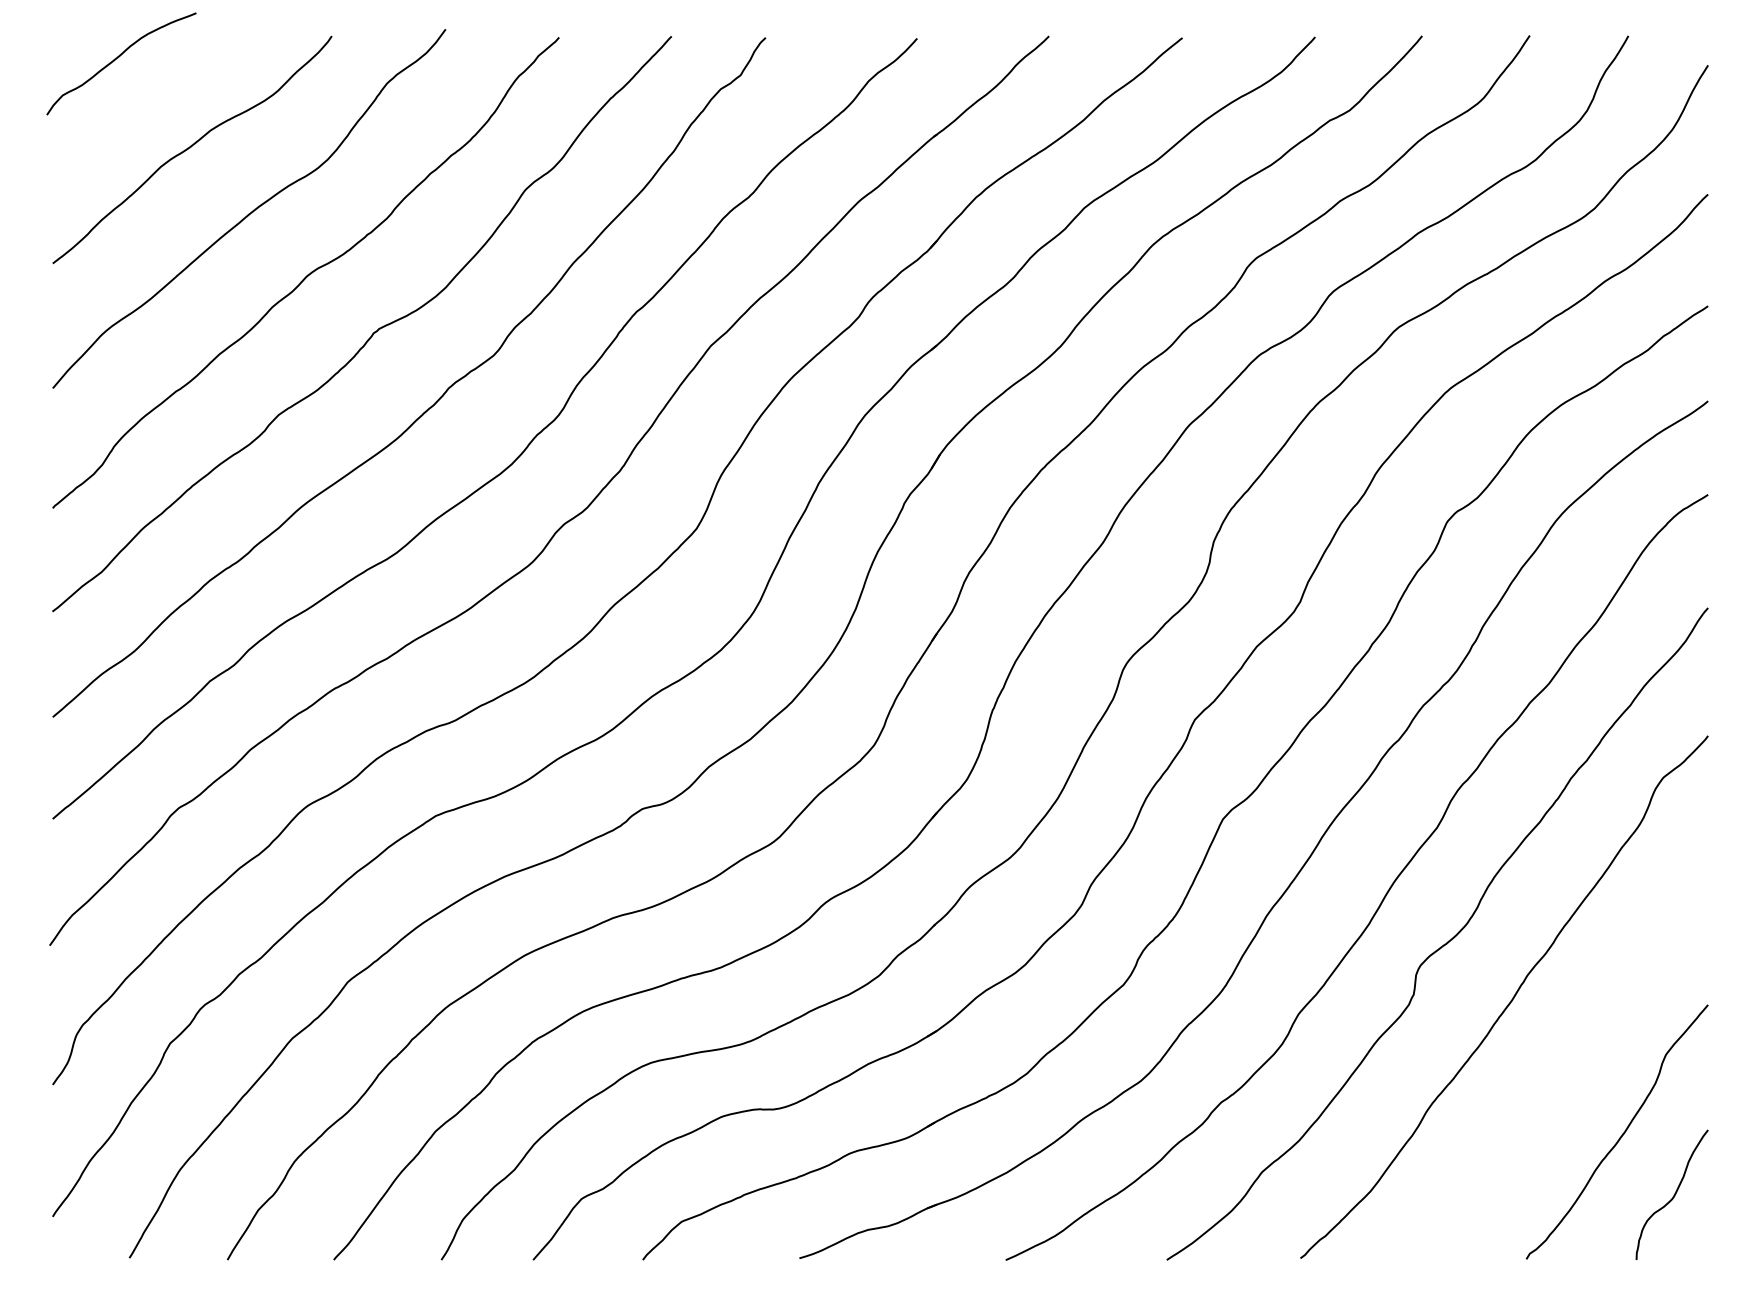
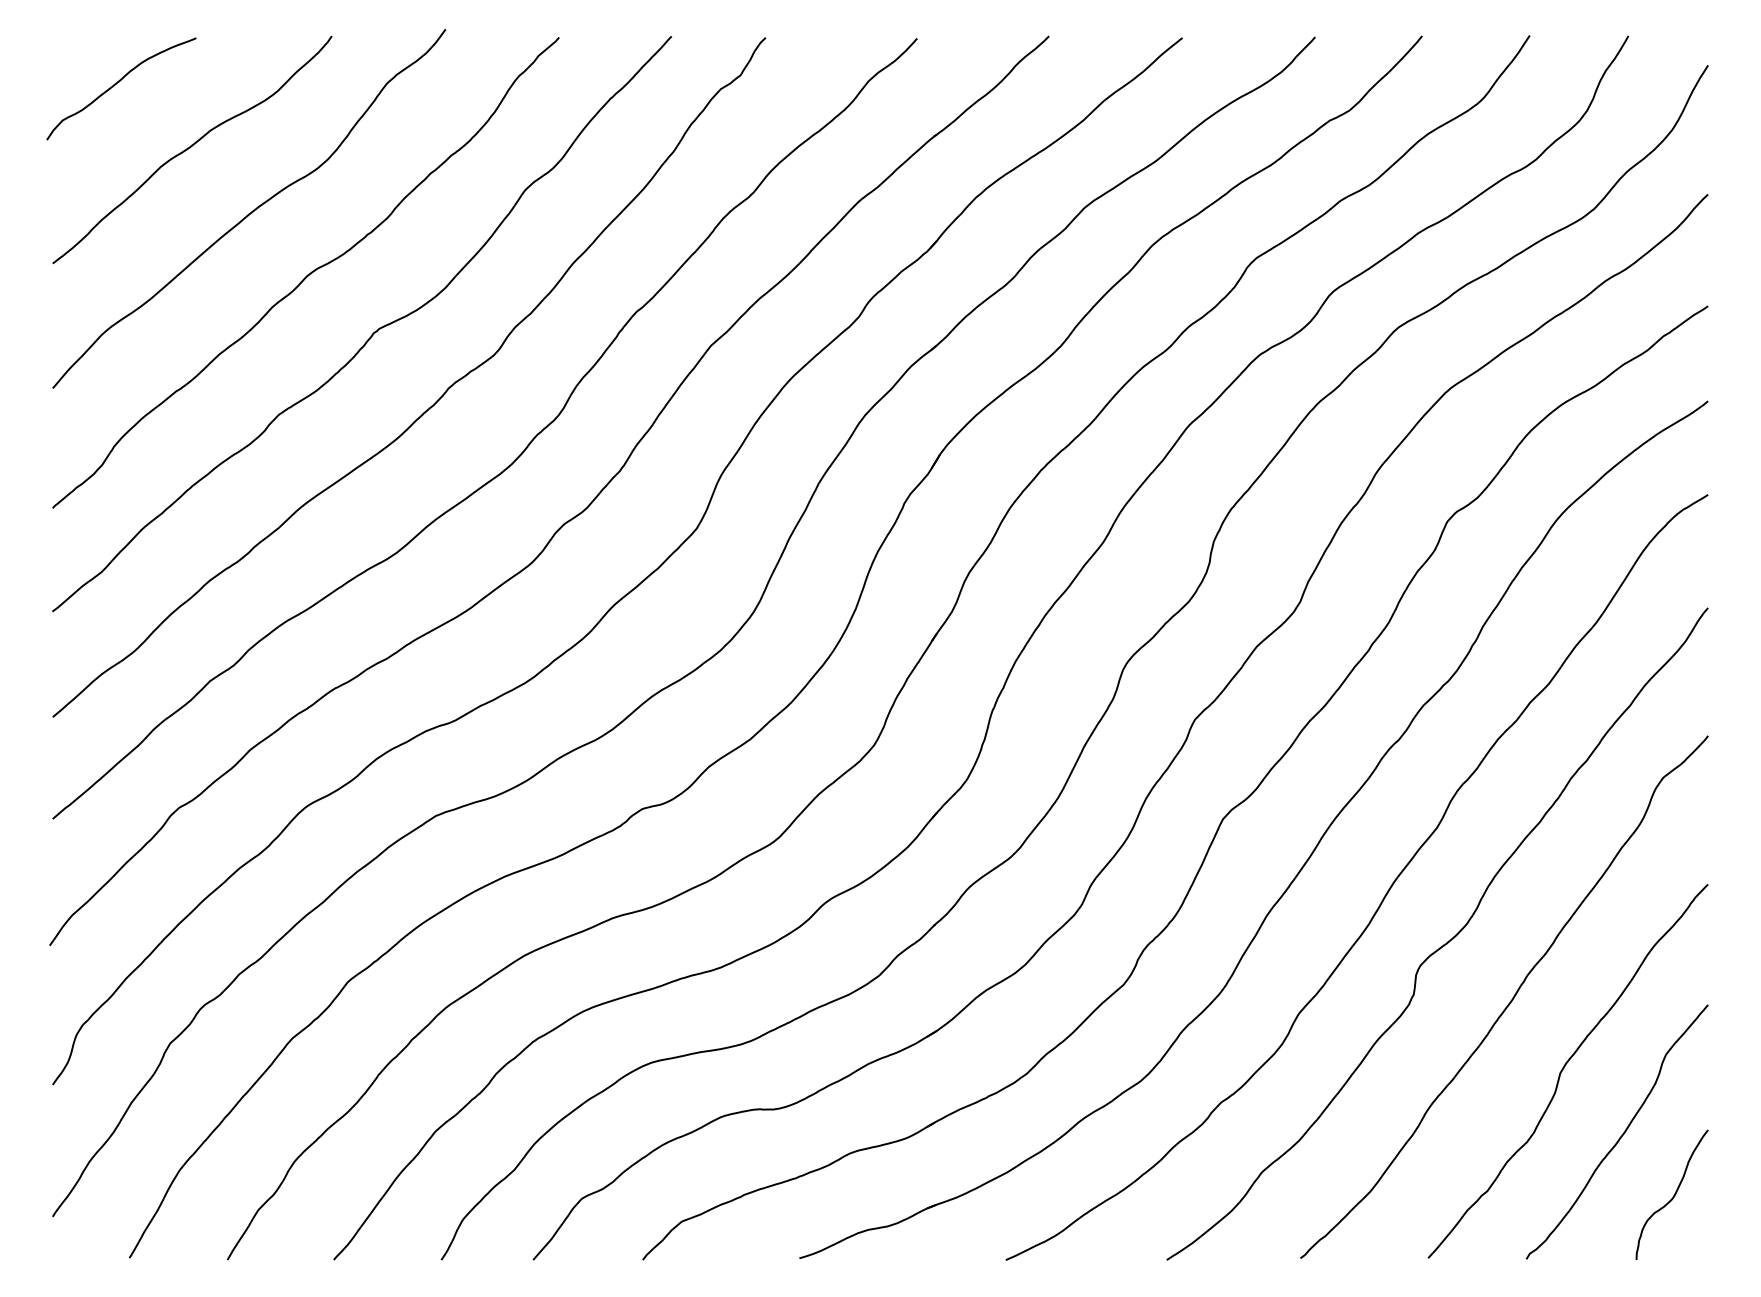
curve position: (118, 58) -> (118, 83) (118, 83)
curve: none -> present (1563, 1070)
